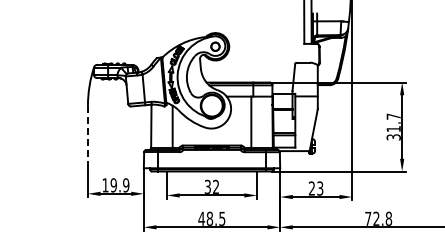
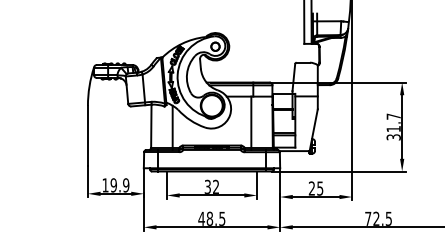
line: dashed -> solid (87, 136)
text: 23 -> 25 (320, 187)
text: 72.8 -> 72.5 (388, 218)
